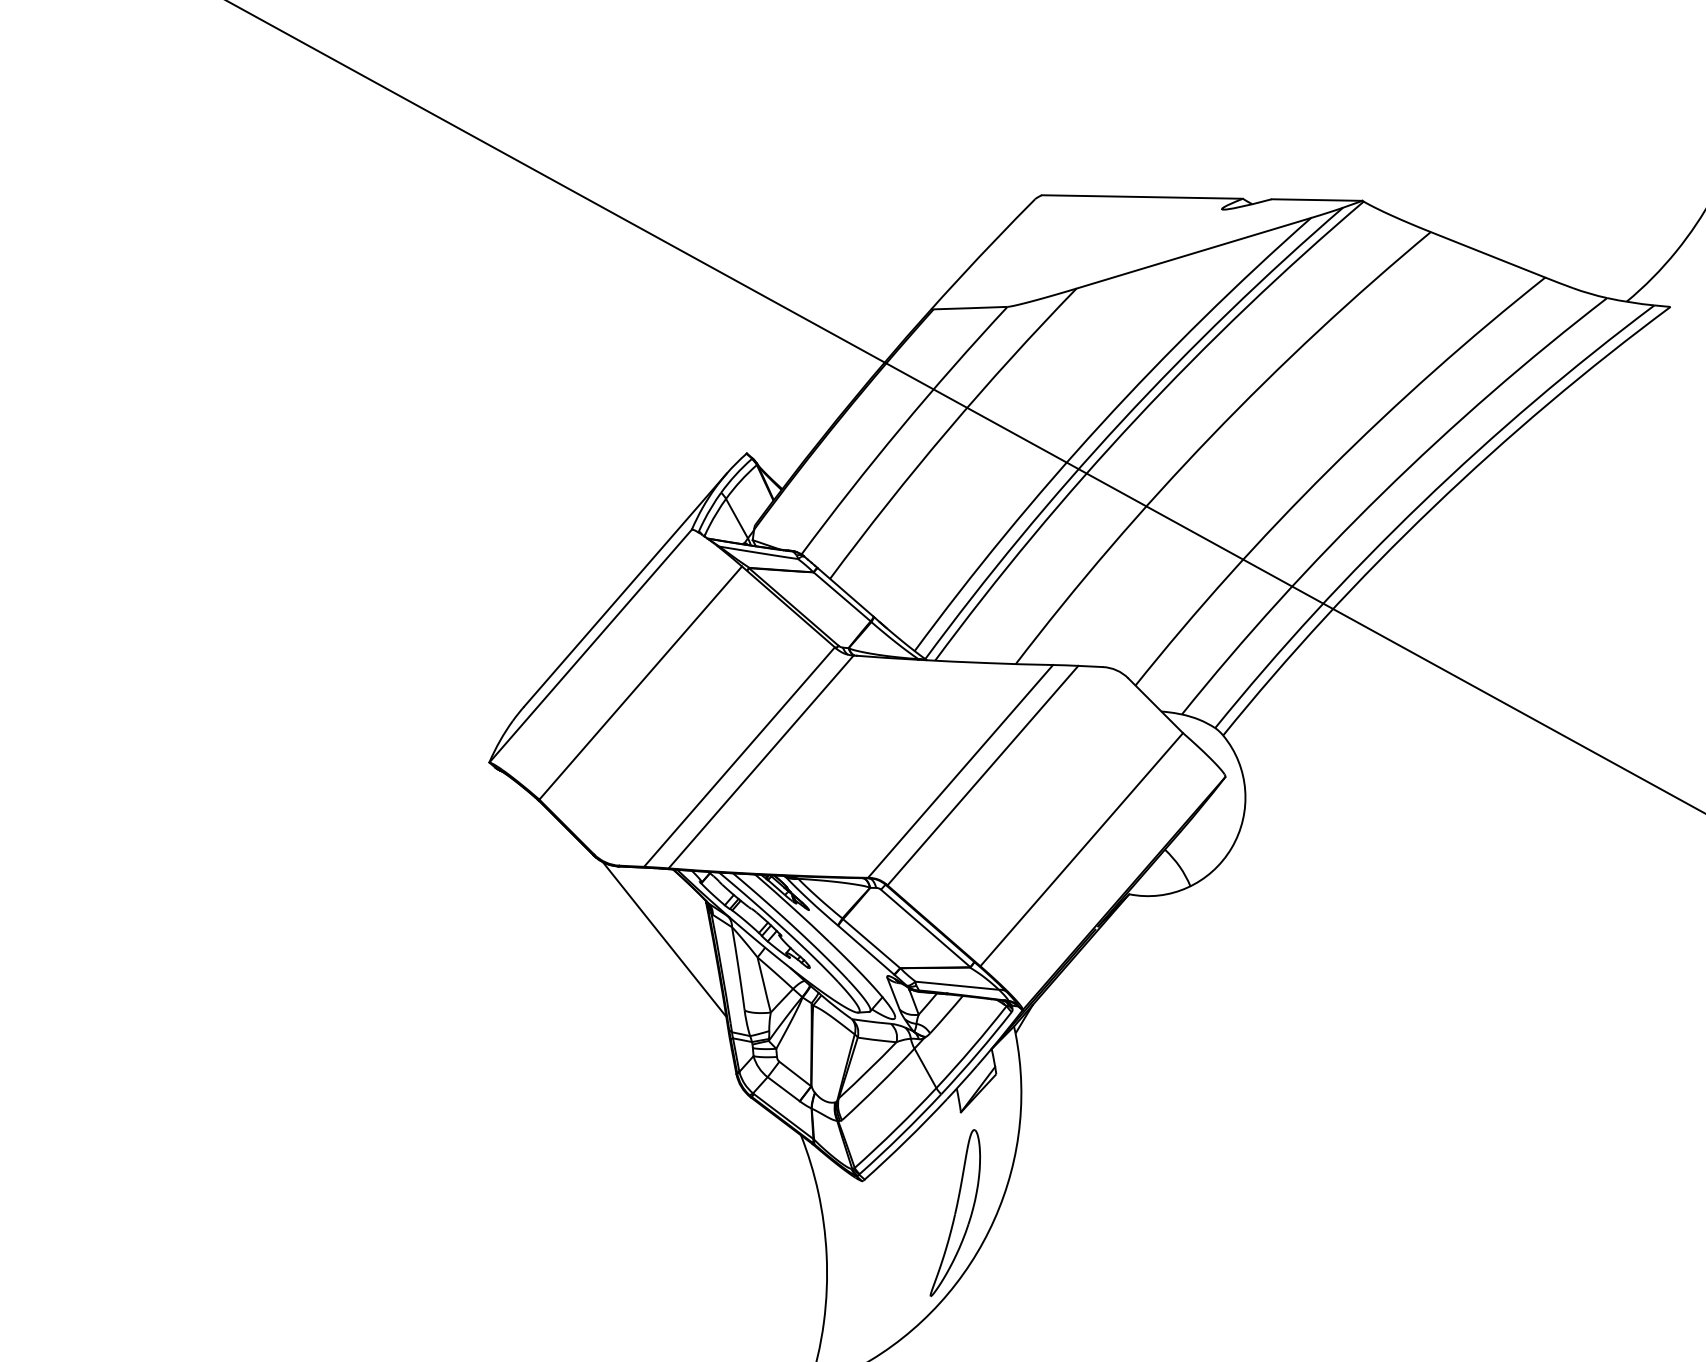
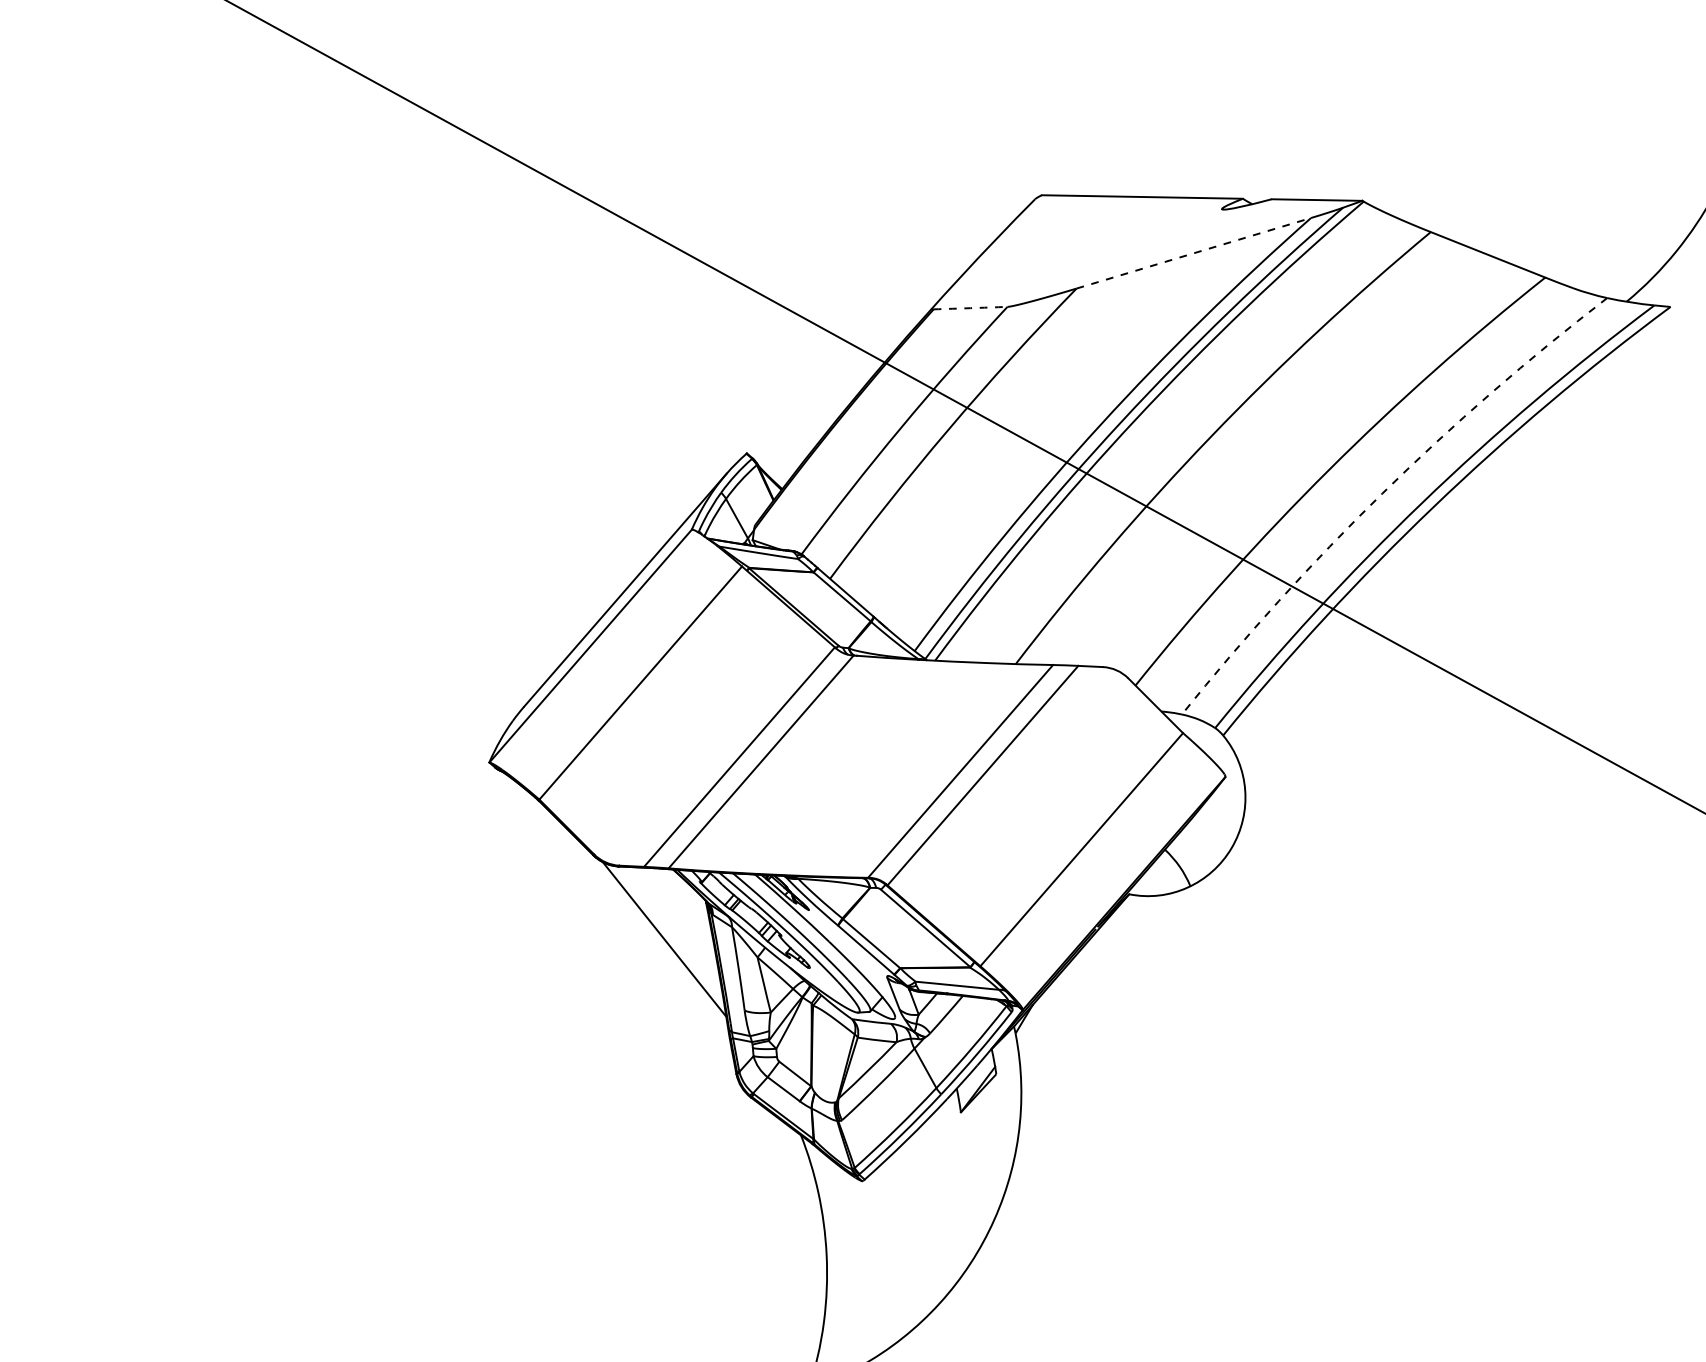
line: solid -> dashed (1194, 253)
arc: solid -> dashed (970, 308)
arc: solid -> dashed (1382, 493)
part: present -> none (954, 1212)
